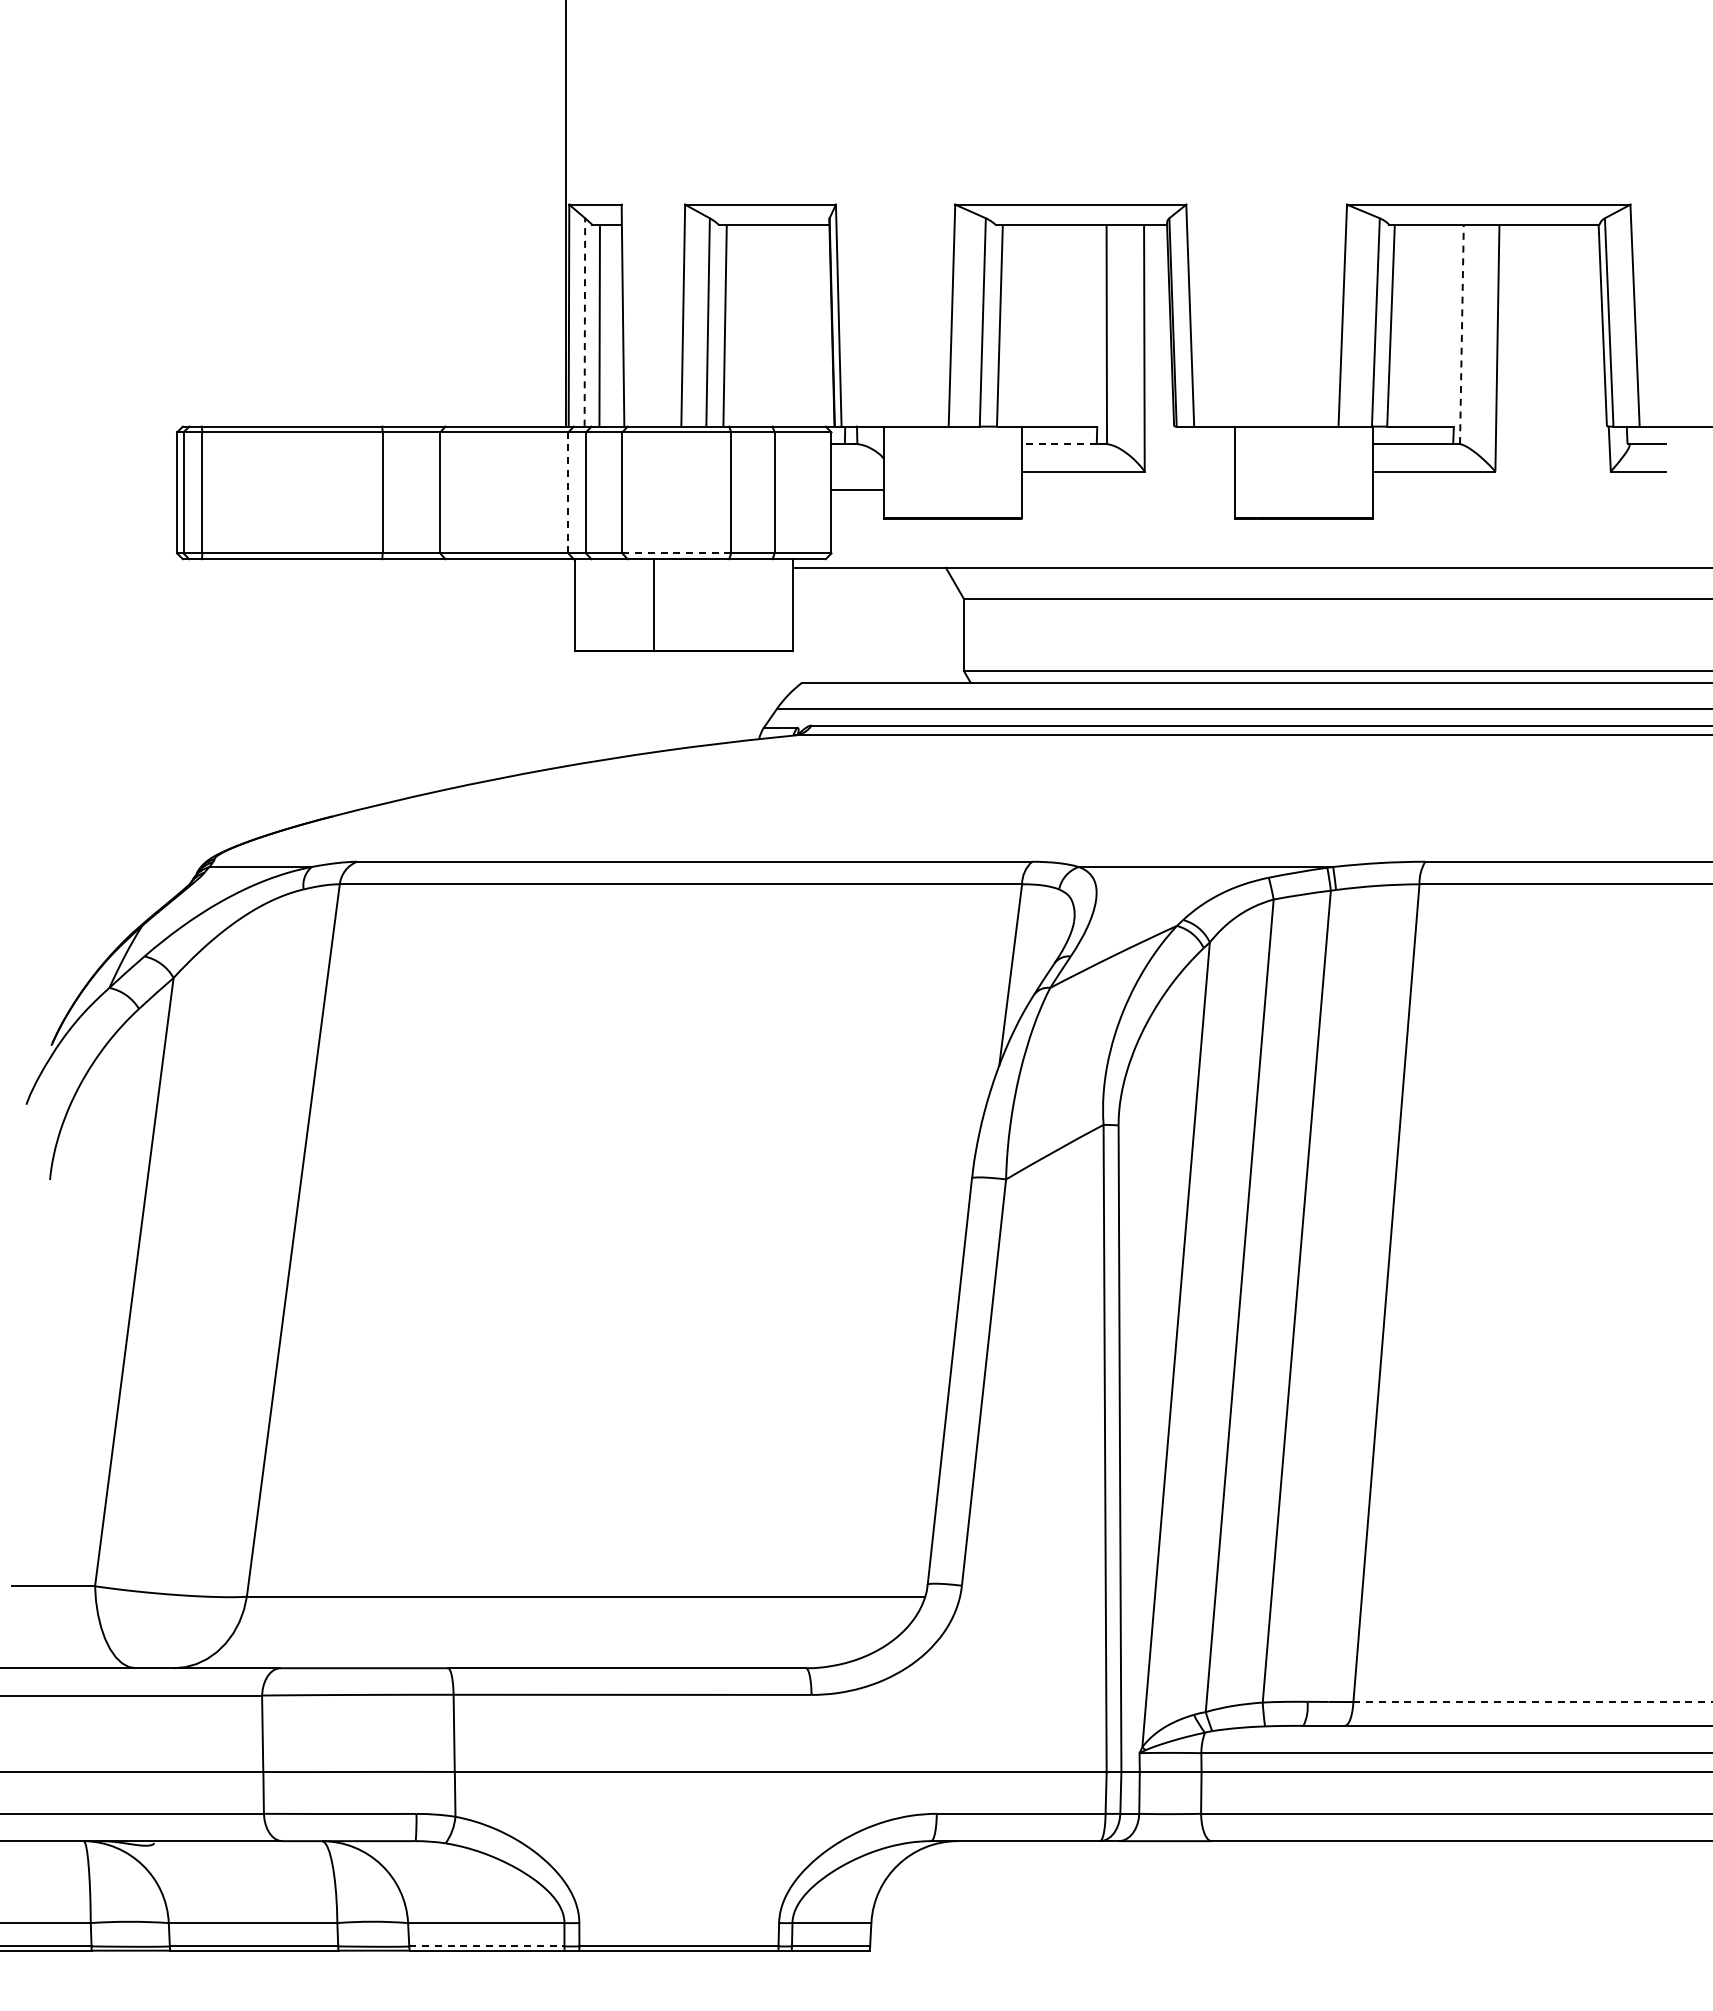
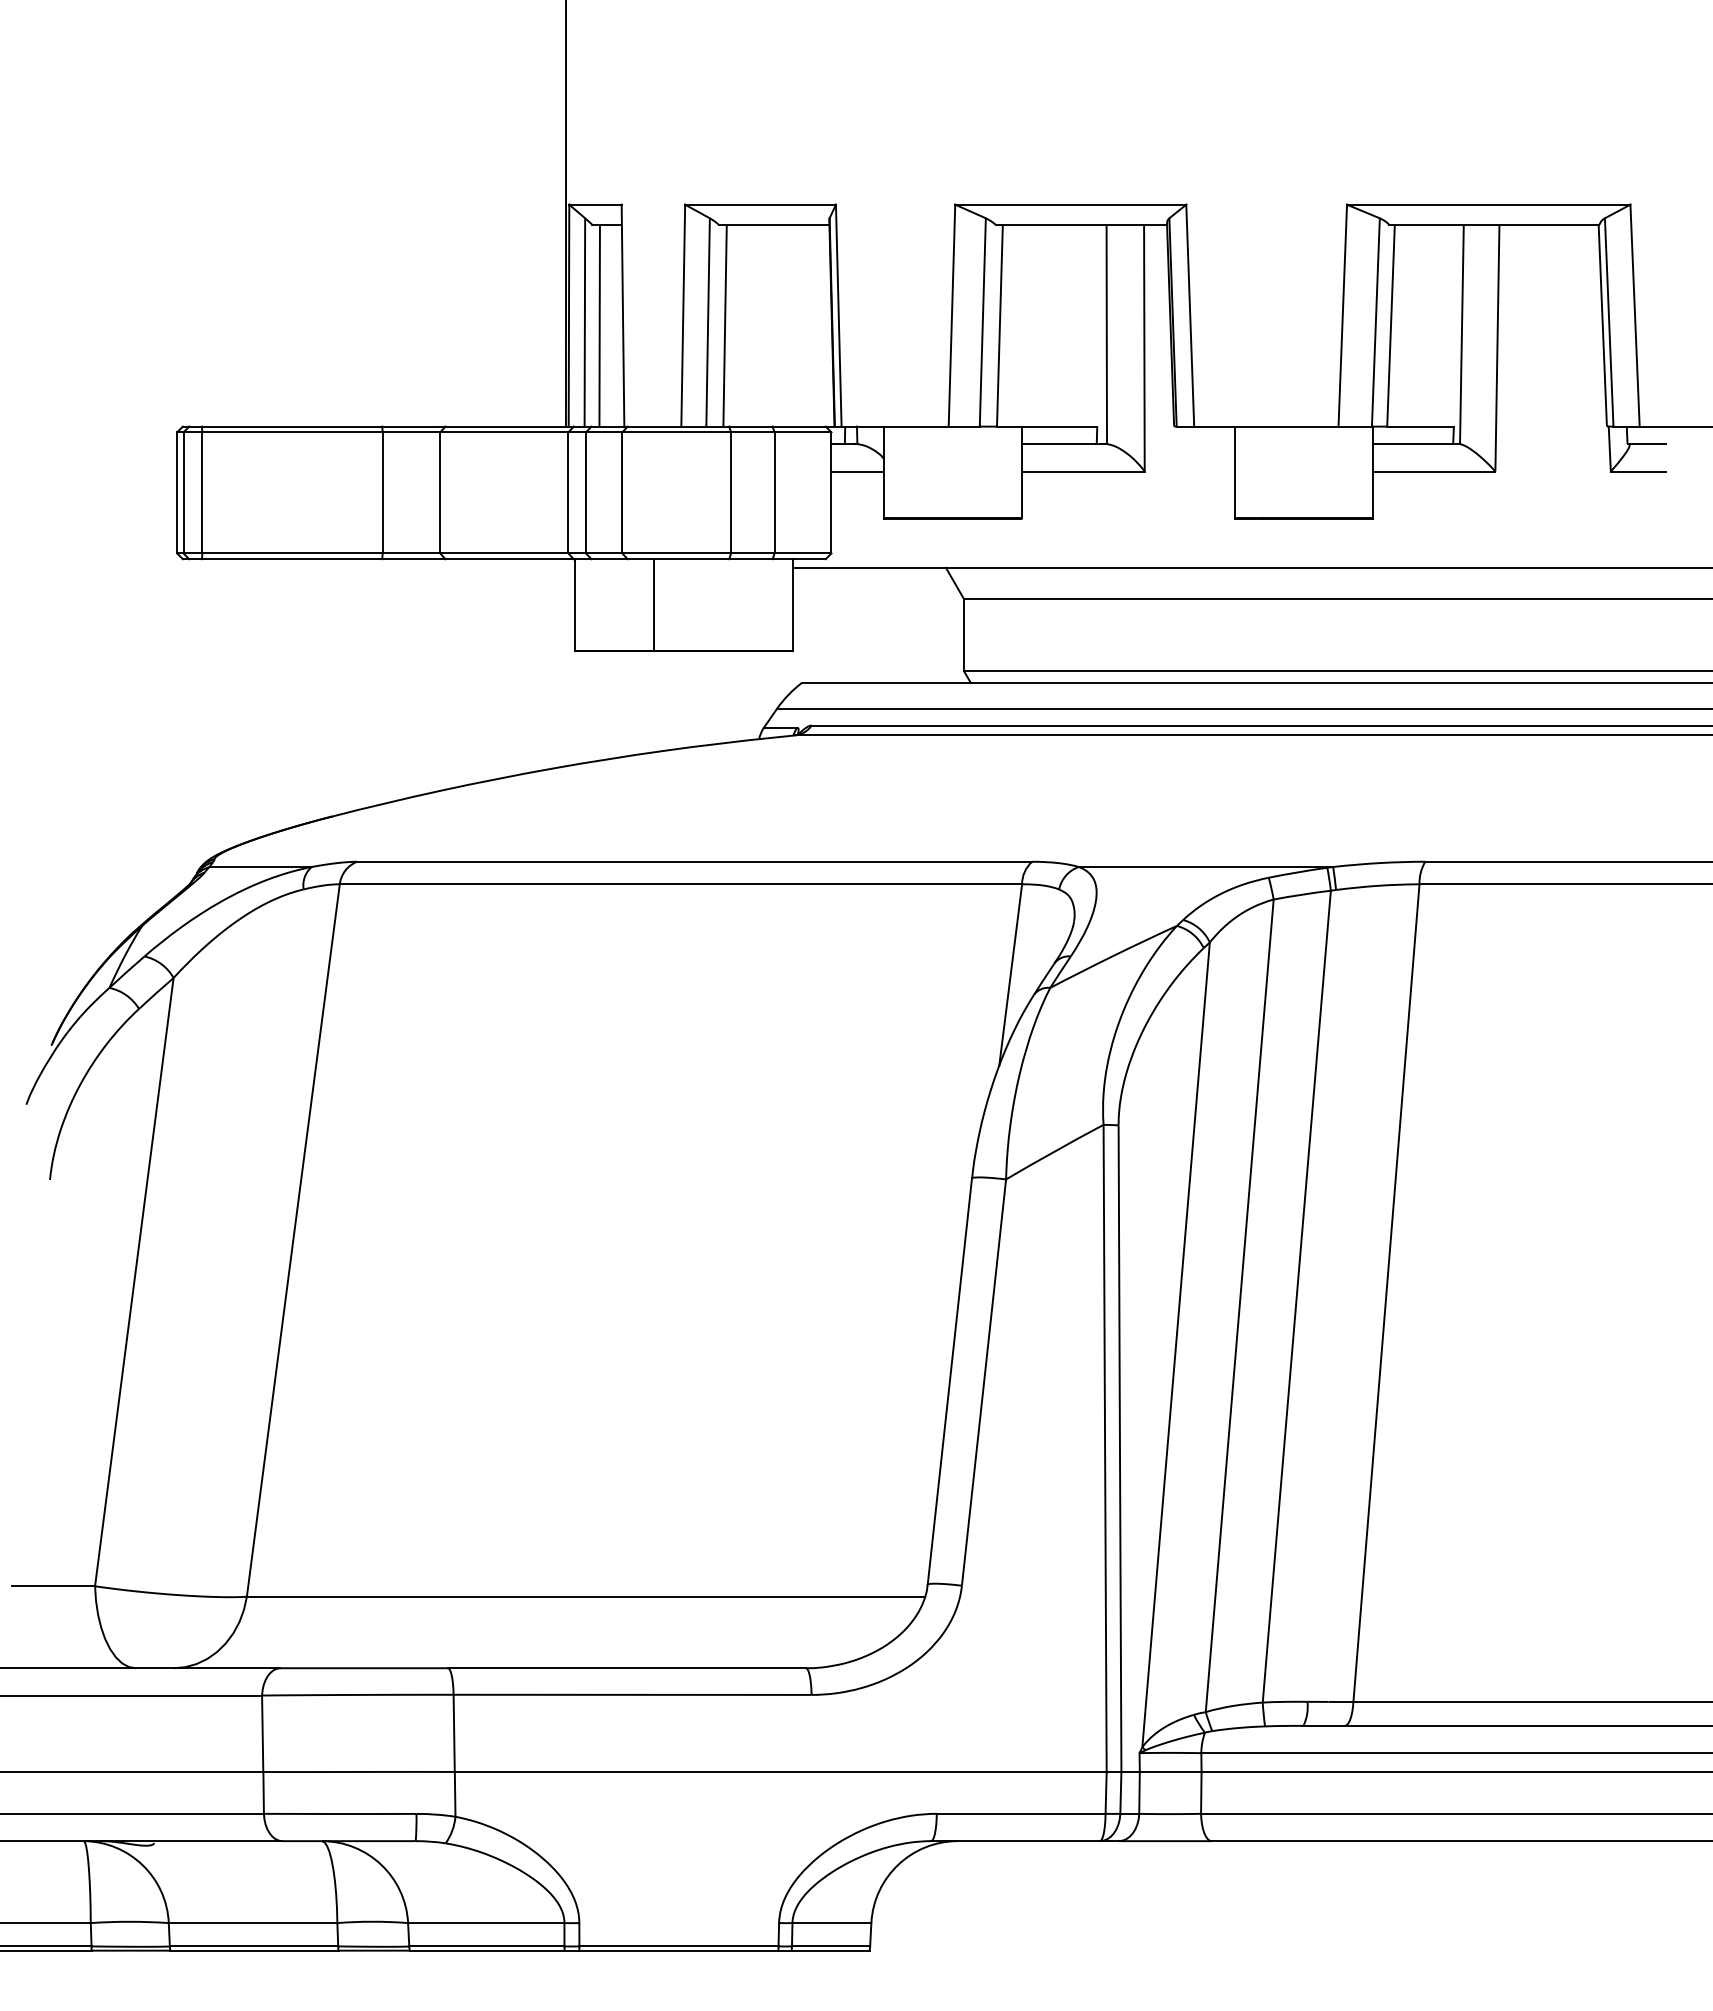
line: dashed -> solid (584, 322)
line: dashed -> solid (1461, 334)
line: dashed -> solid (1058, 443)
line position: (857, 489) -> (857, 471) (857, 471)
line: dashed -> solid (568, 492)
line: dashed -> solid (677, 553)
line: dashed -> solid (1533, 1702)
line: dashed -> solid (486, 1946)
